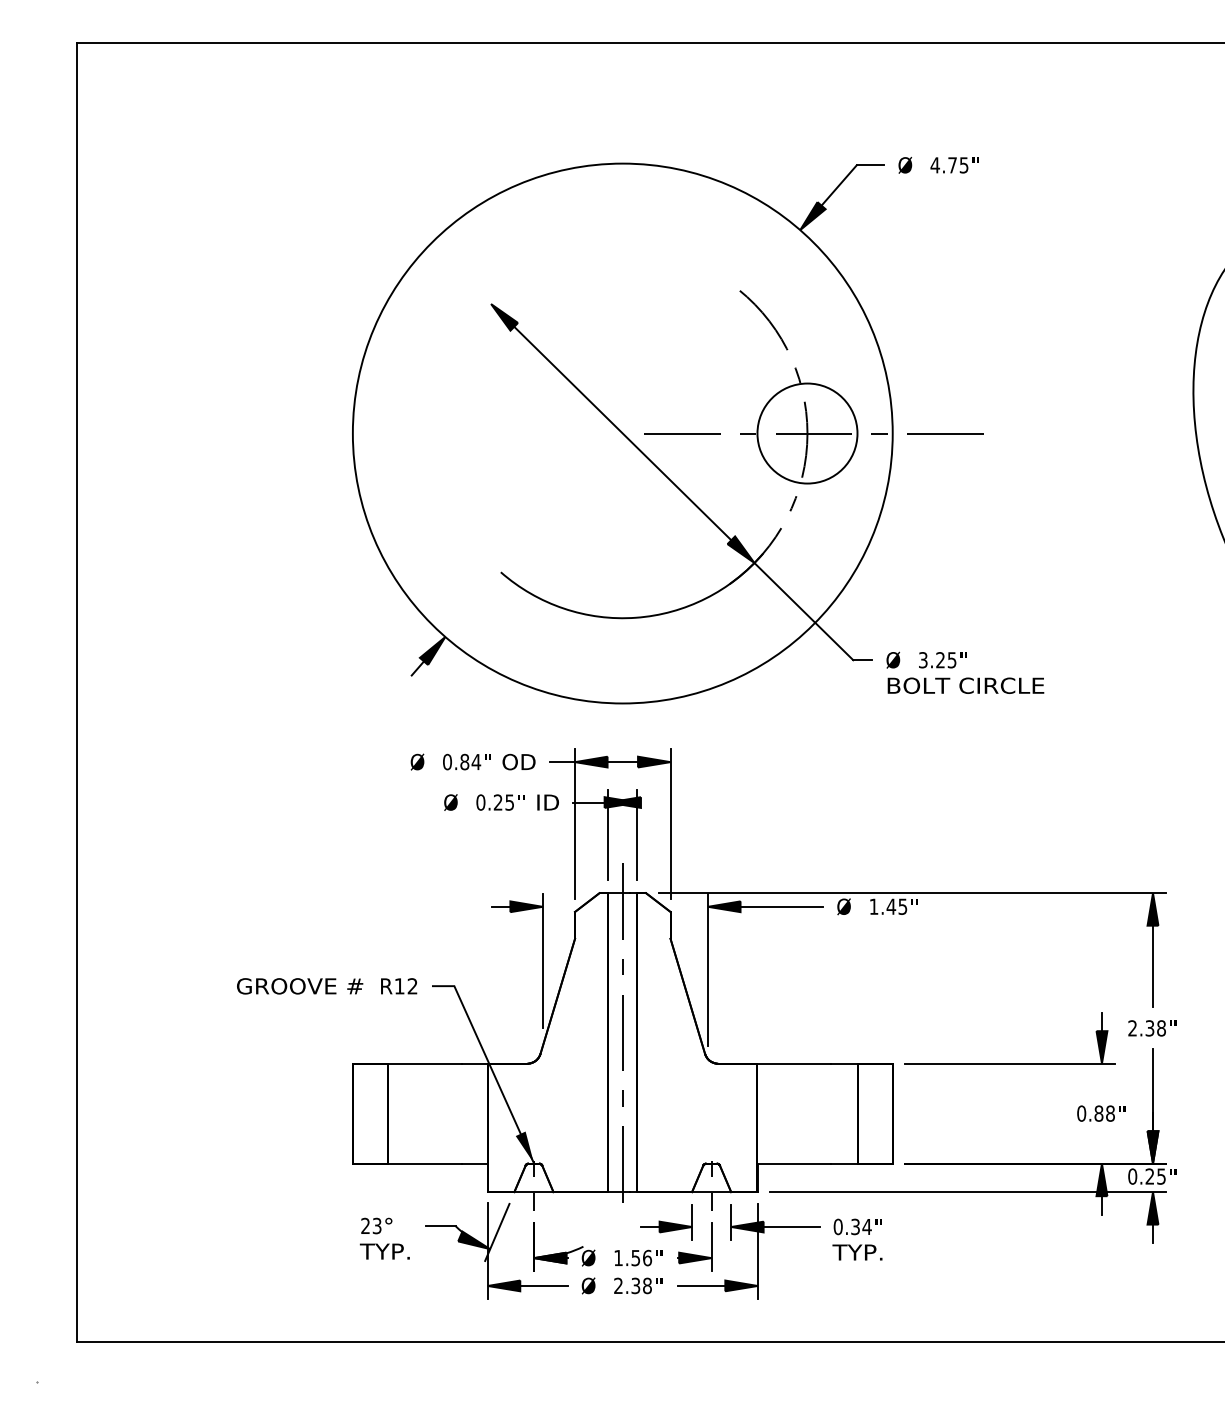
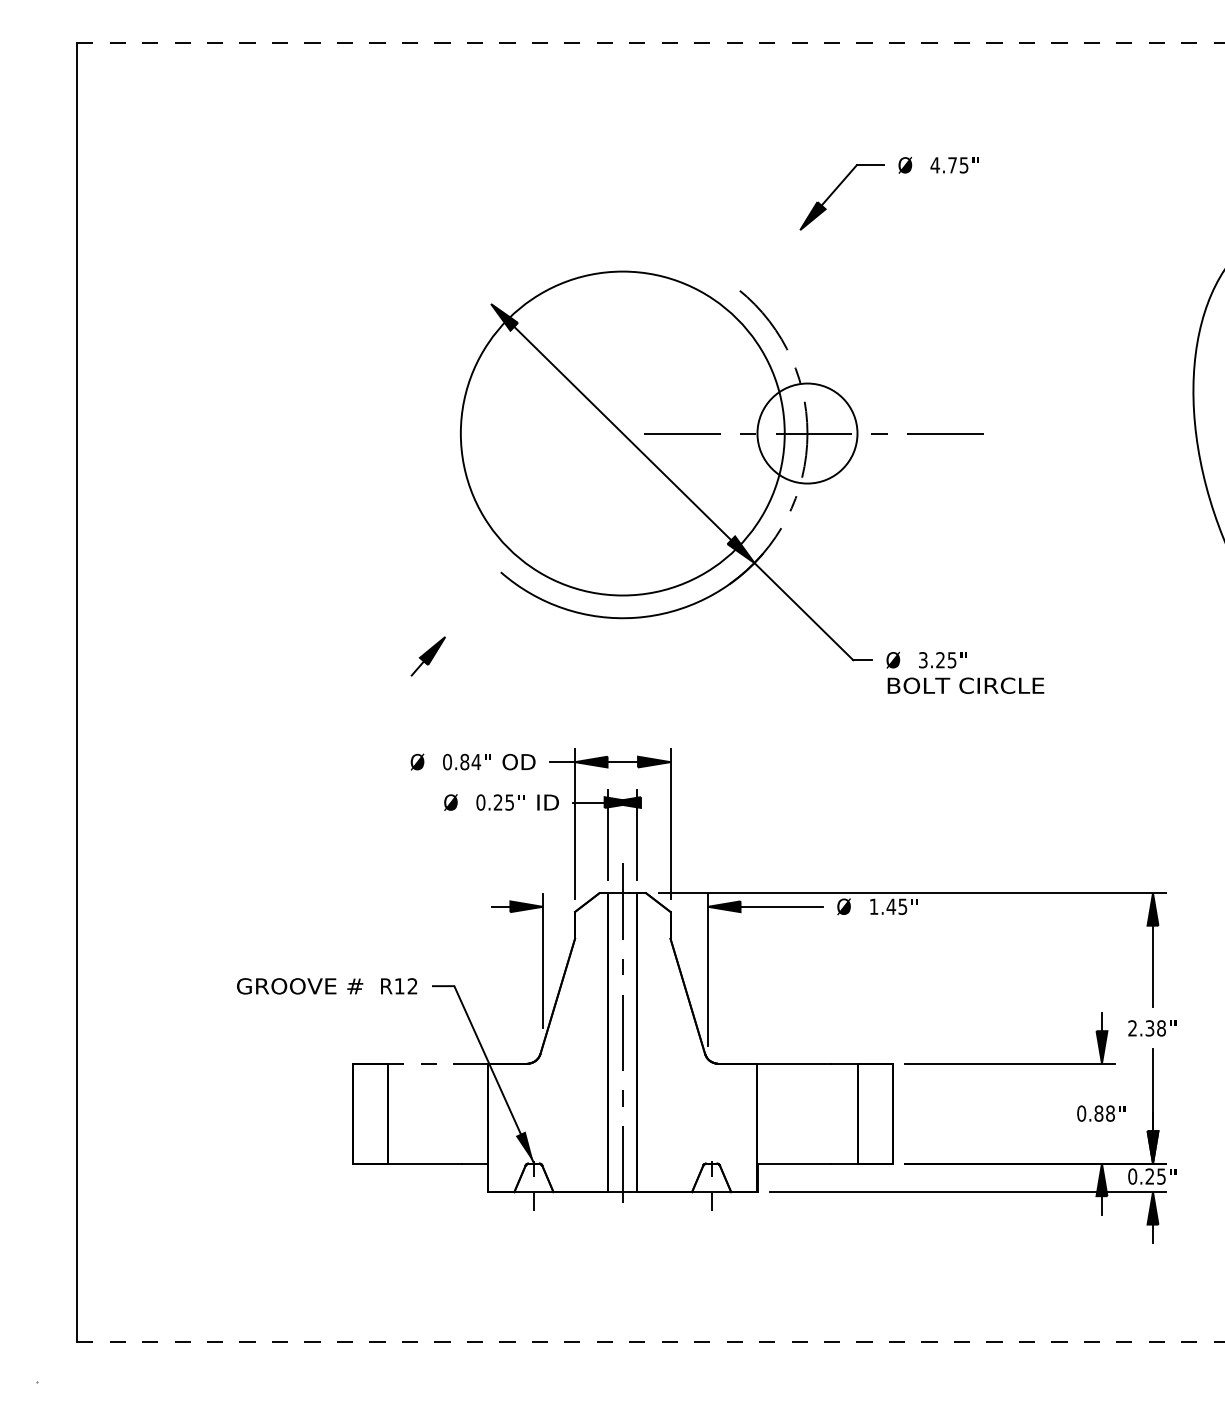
line: solid -> dashed (651, 42)
circle diameter: 540 px -> 324 px (622, 433)
line: solid -> dashed (425, 1063)
part: present -> none (620, 1250)
line: solid -> dashed (651, 1341)
